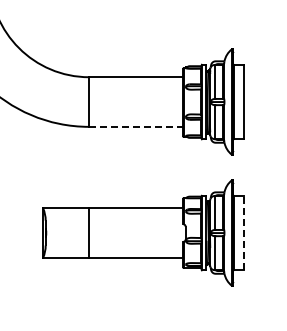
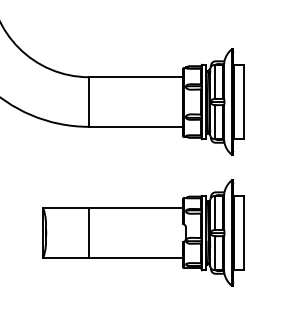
line: dashed -> solid (136, 126)
line: dashed -> solid (243, 232)
